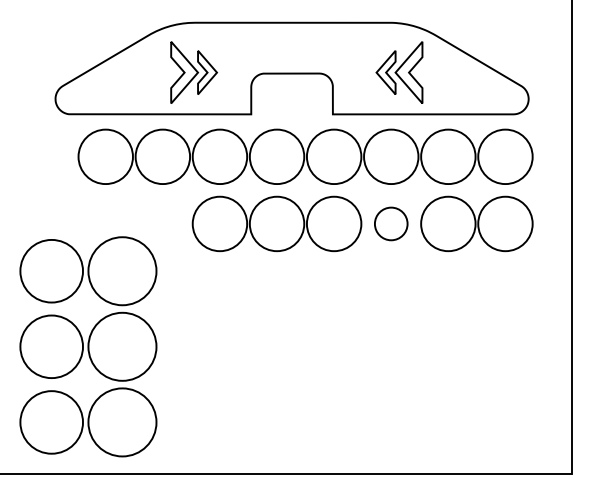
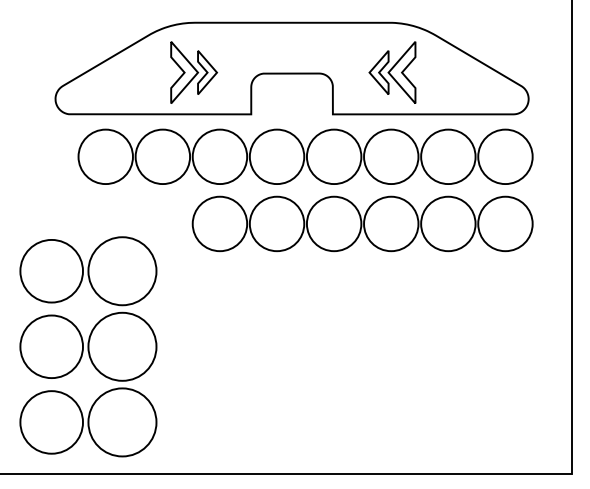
part position: (399, 72) -> (392, 72) (392, 72)
circle diameter: 33 px -> 54 px (391, 223)
